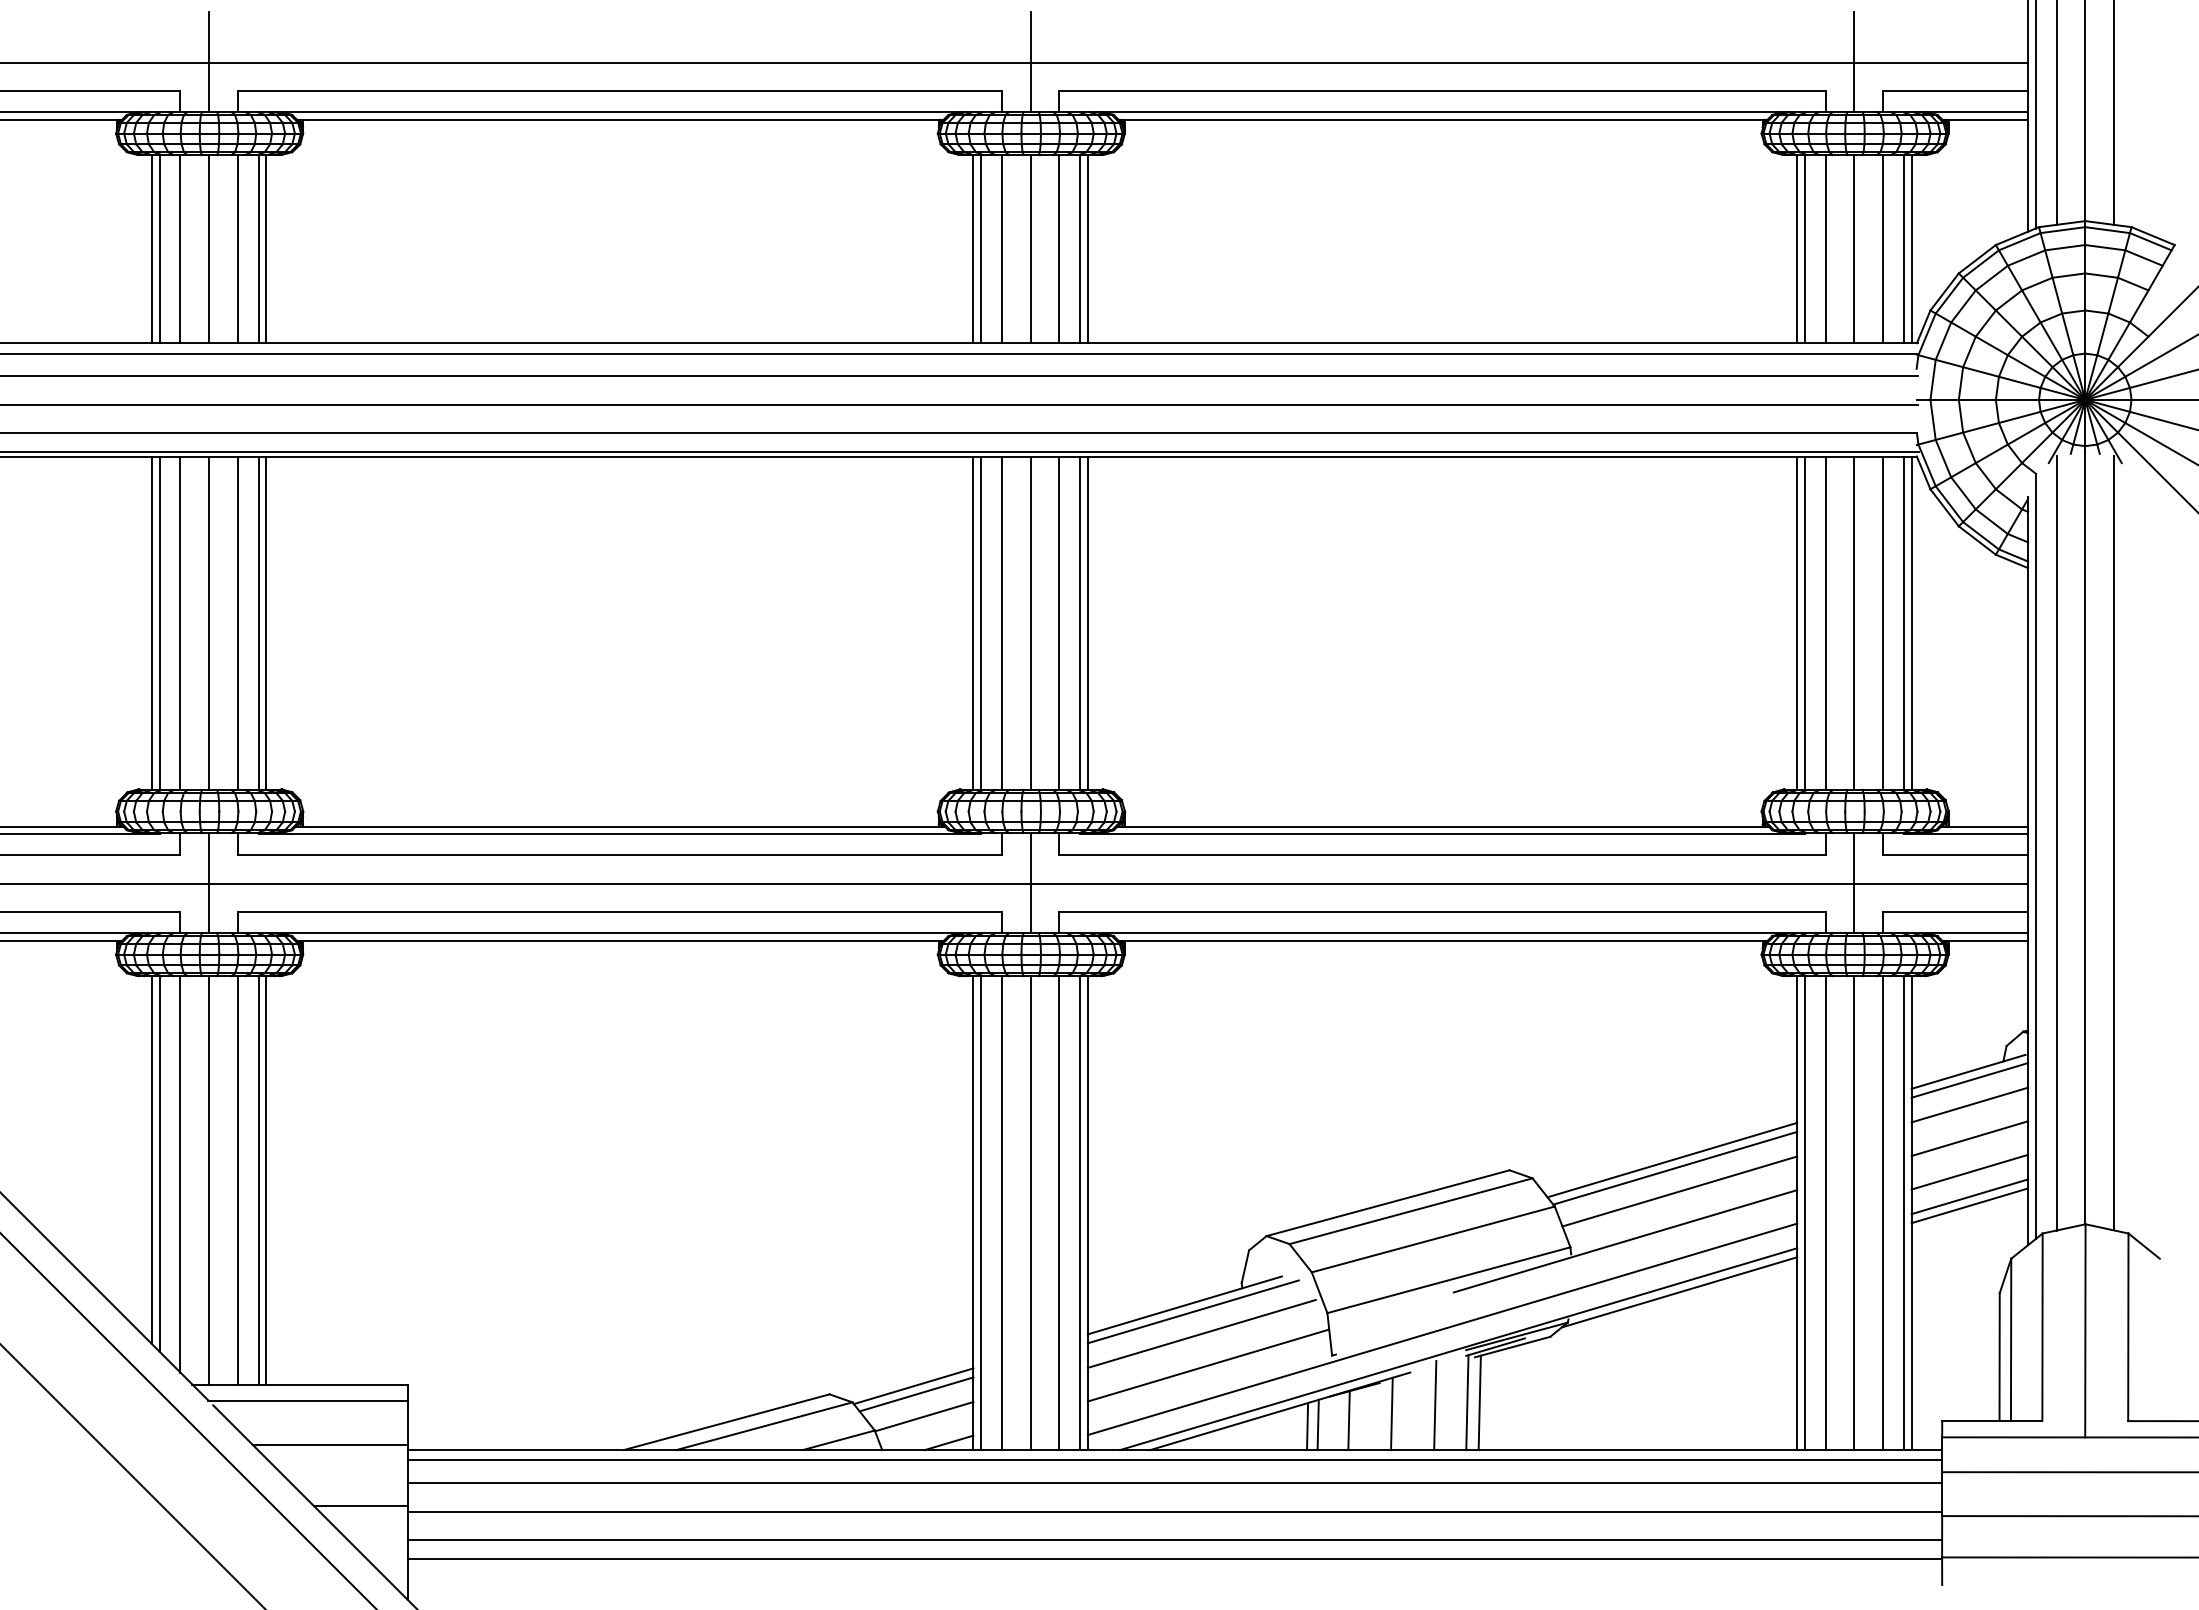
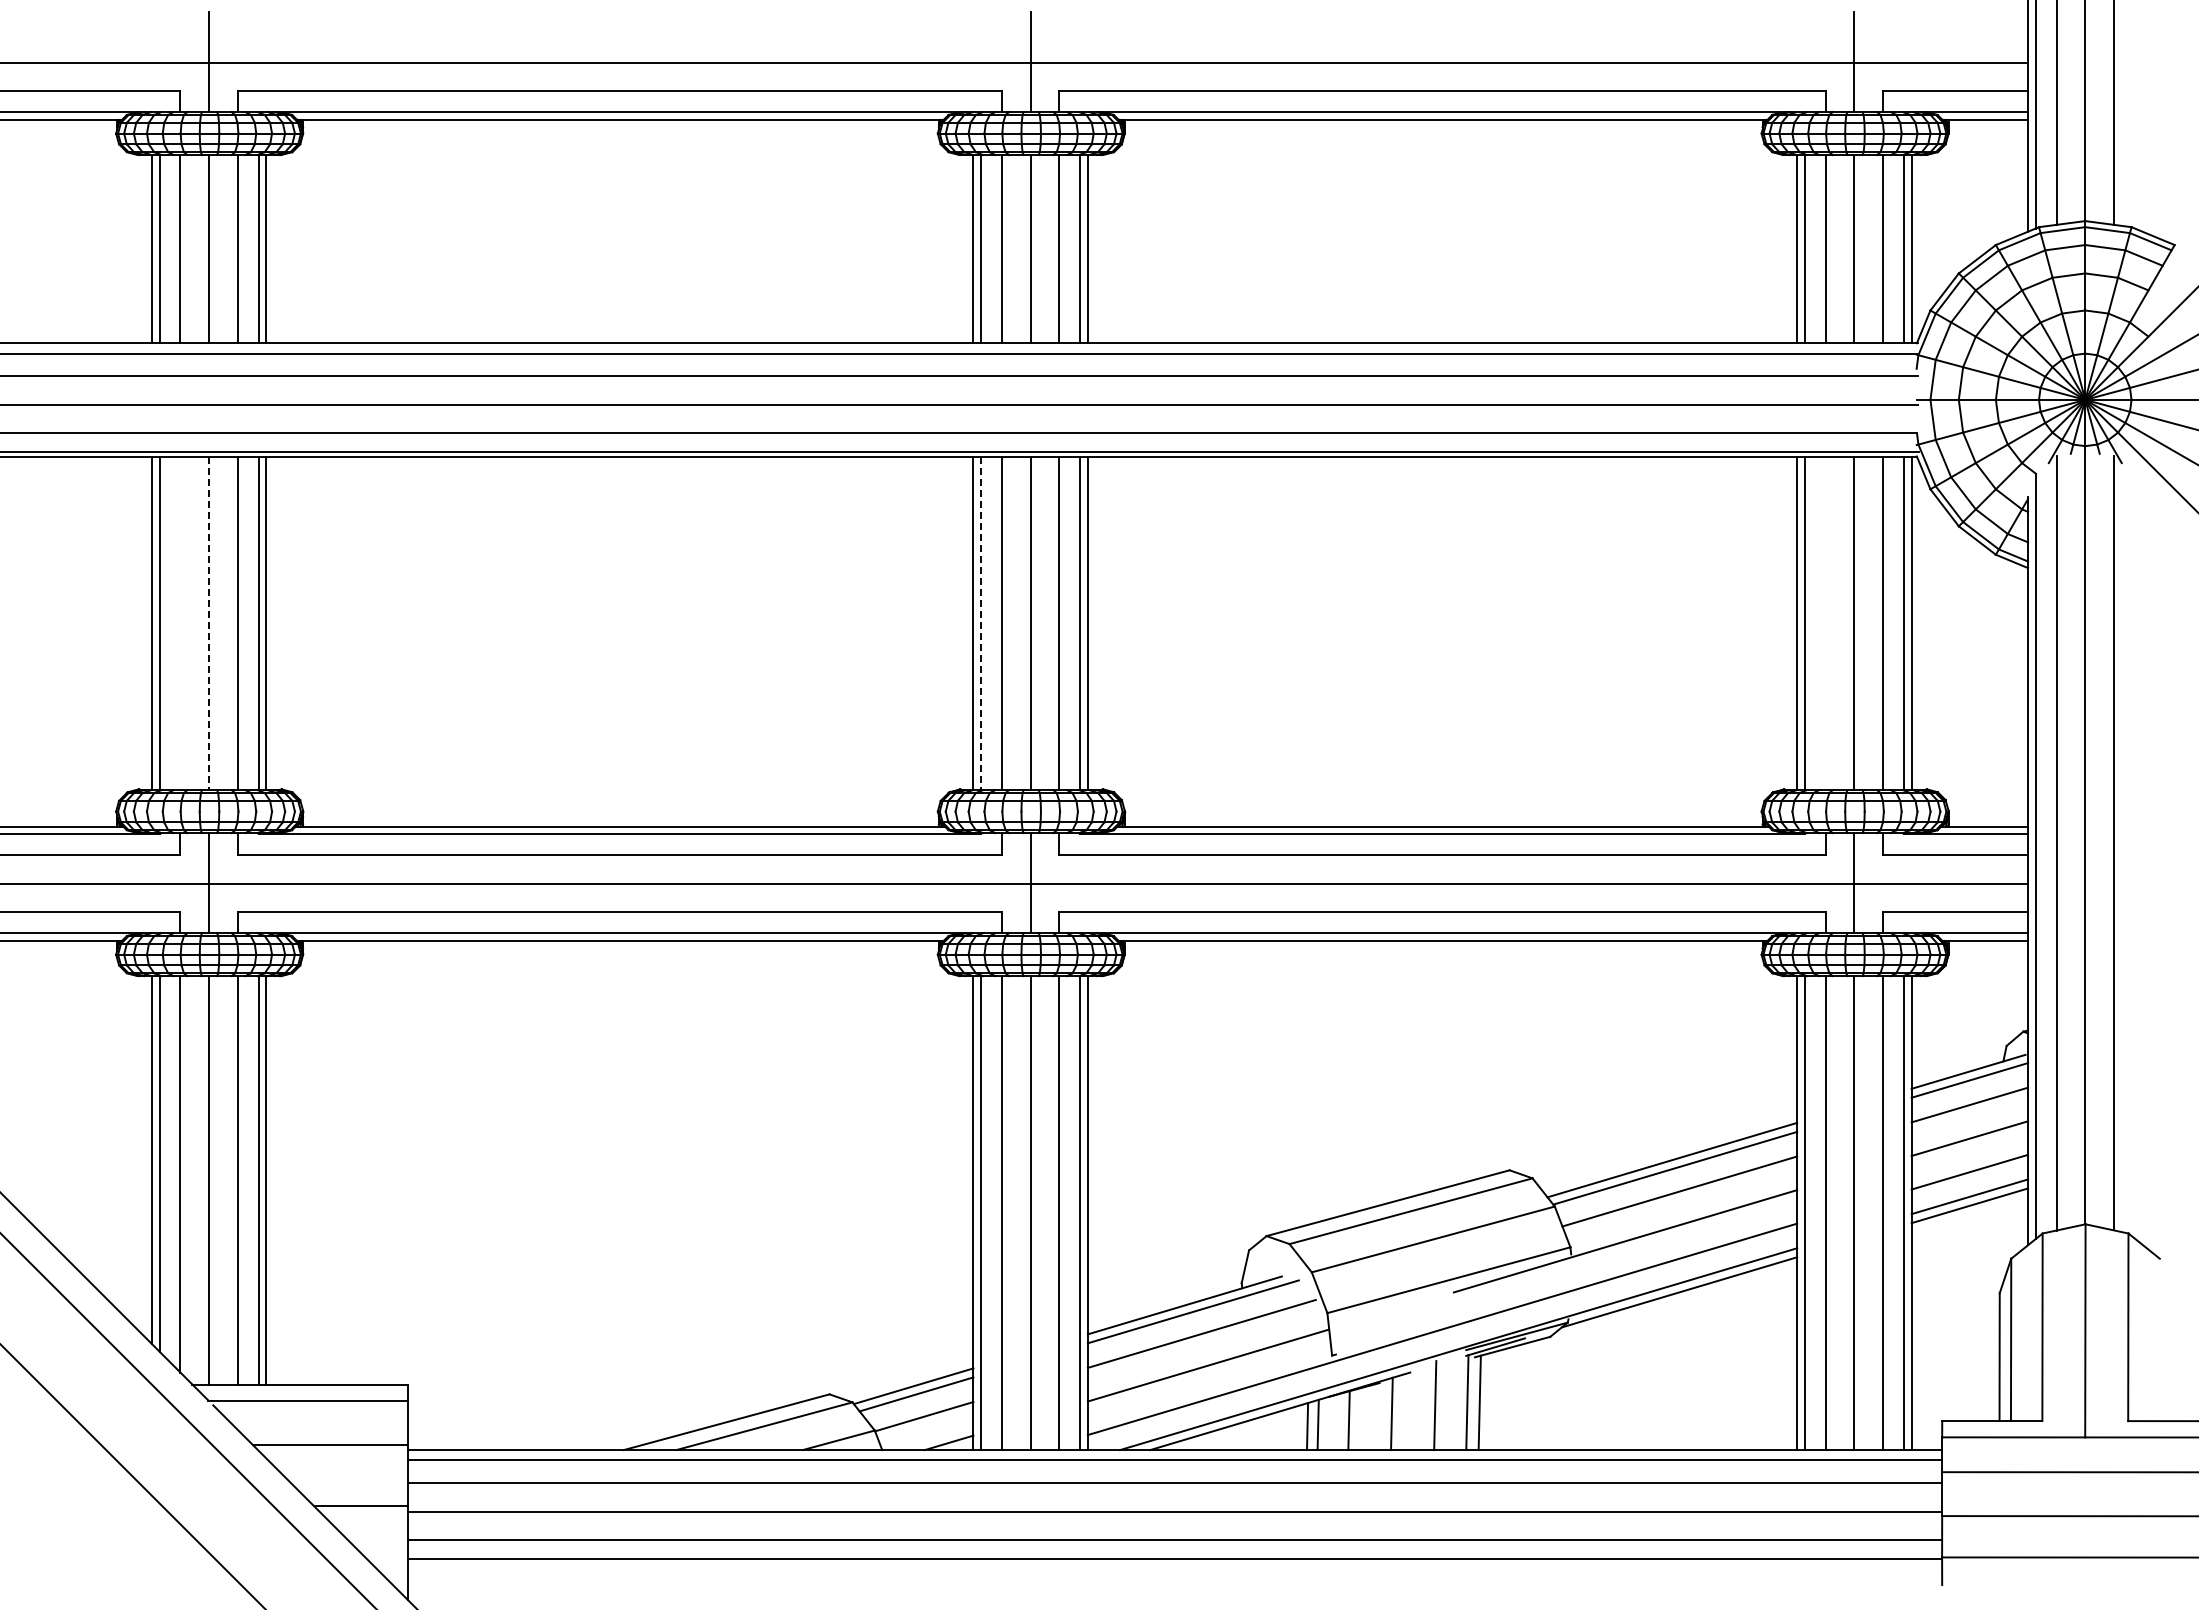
line: present -> none (180, 623)
line: present -> none (1825, 623)
line: solid -> dashed (208, 624)
line: solid -> dashed (981, 624)
